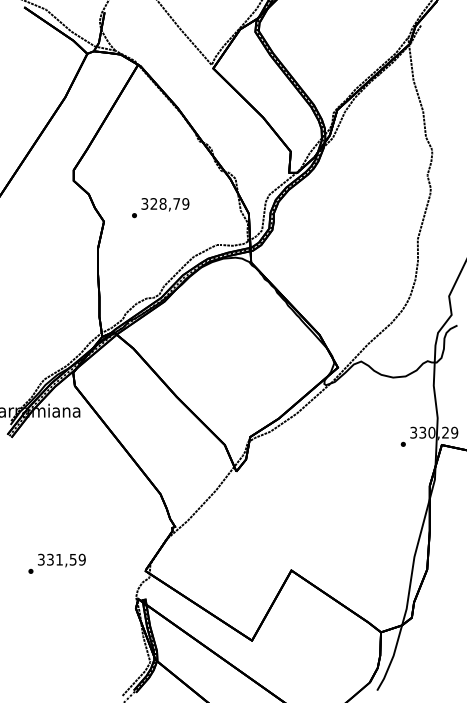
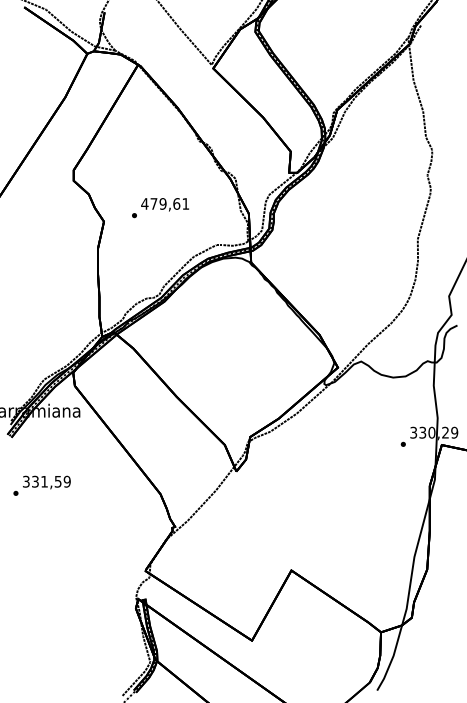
text: 328,79 -> 479,61 (165, 203)
text position: (56, 563) -> (41, 485) (41, 485)
